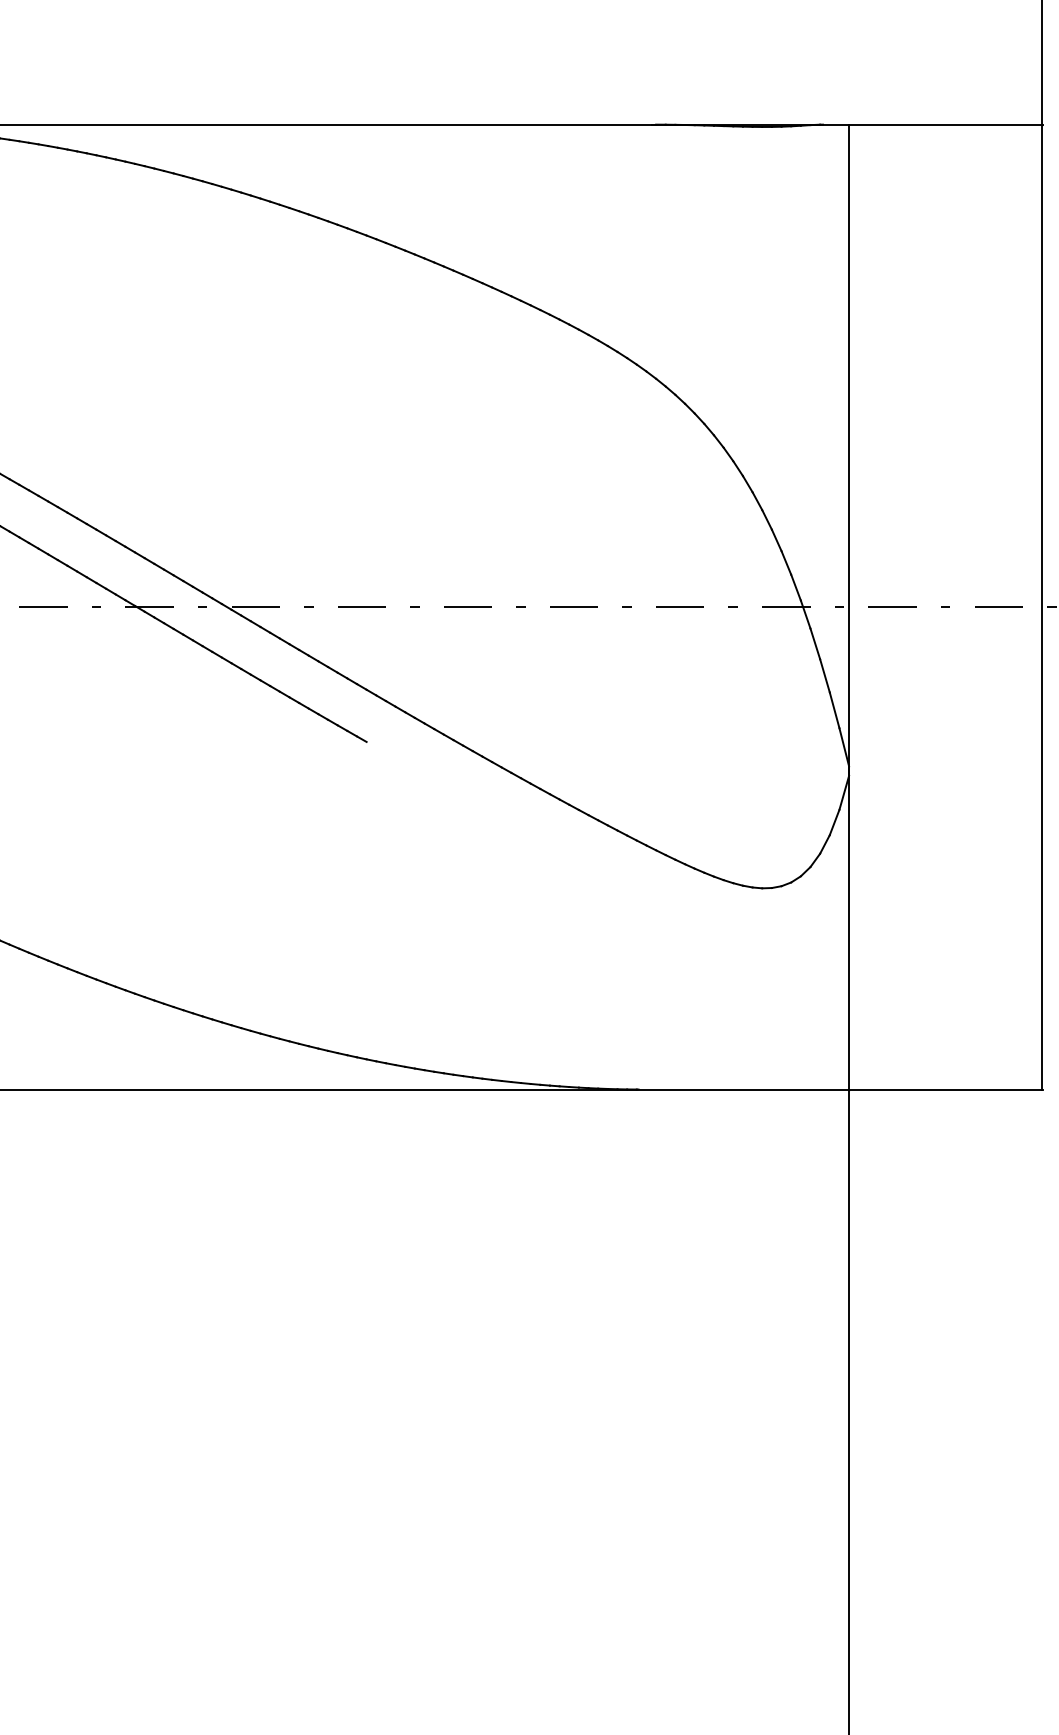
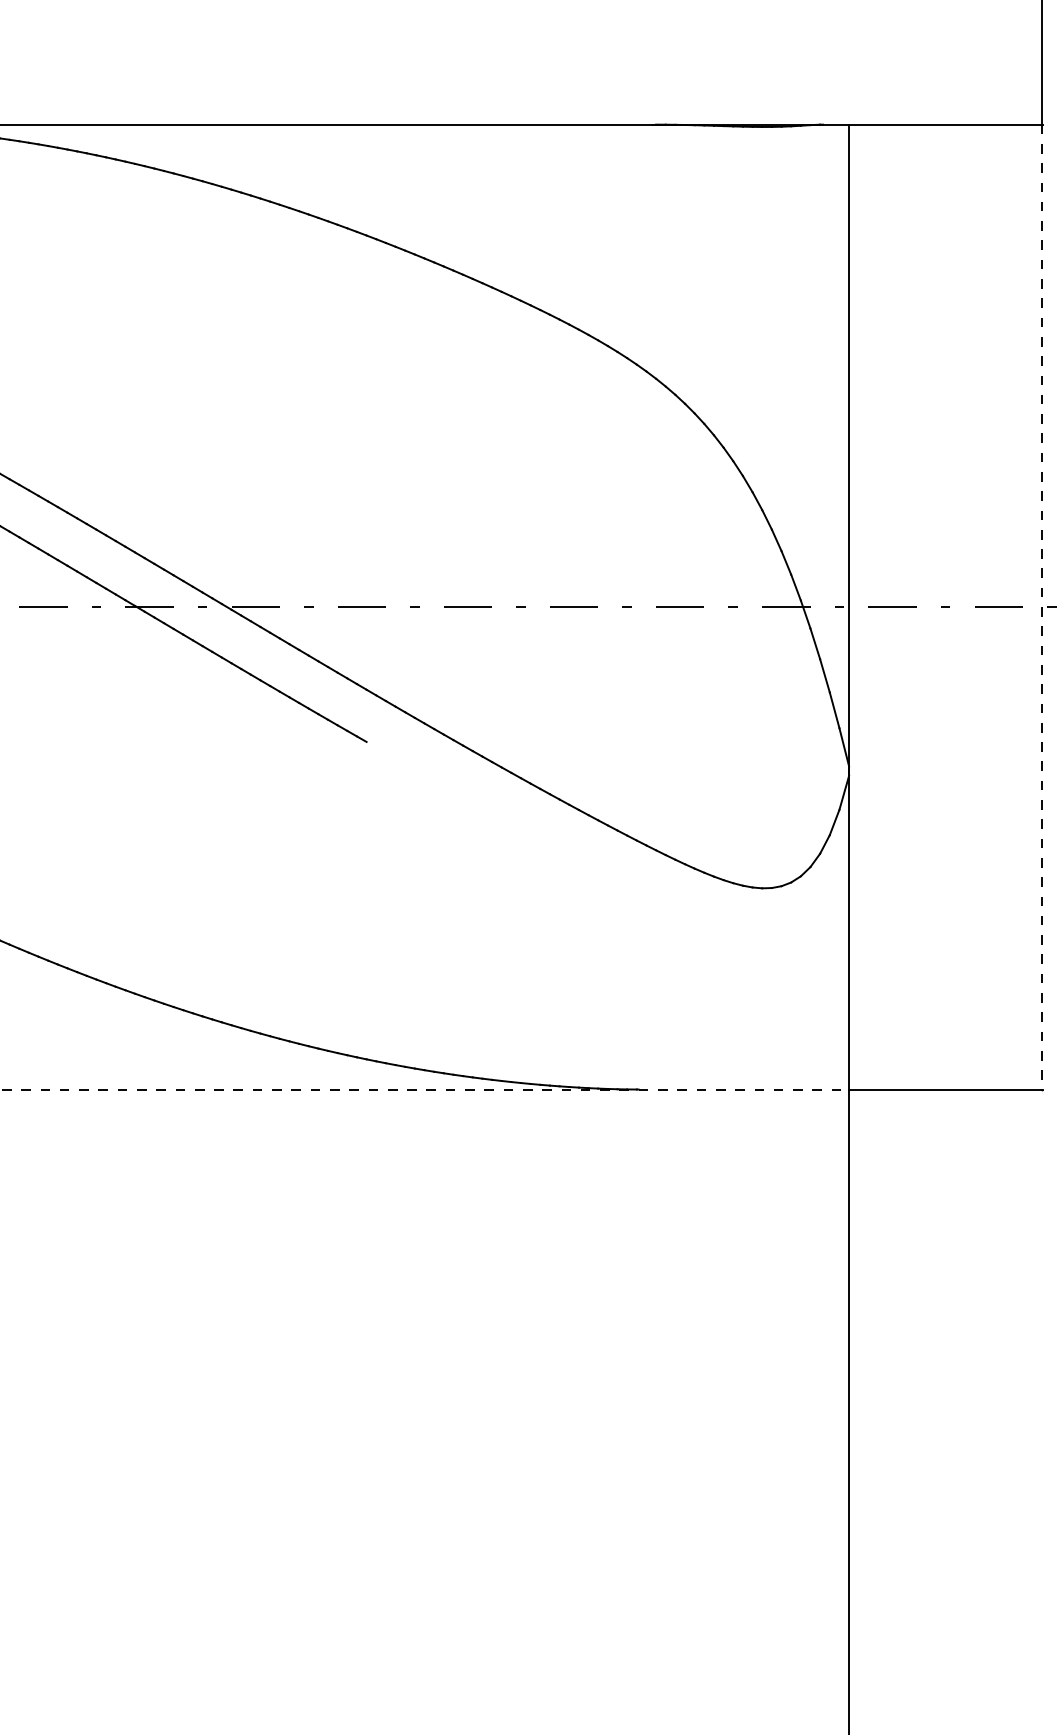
line: solid -> dashed (1042, 607)
line: solid -> dashed (425, 1089)
